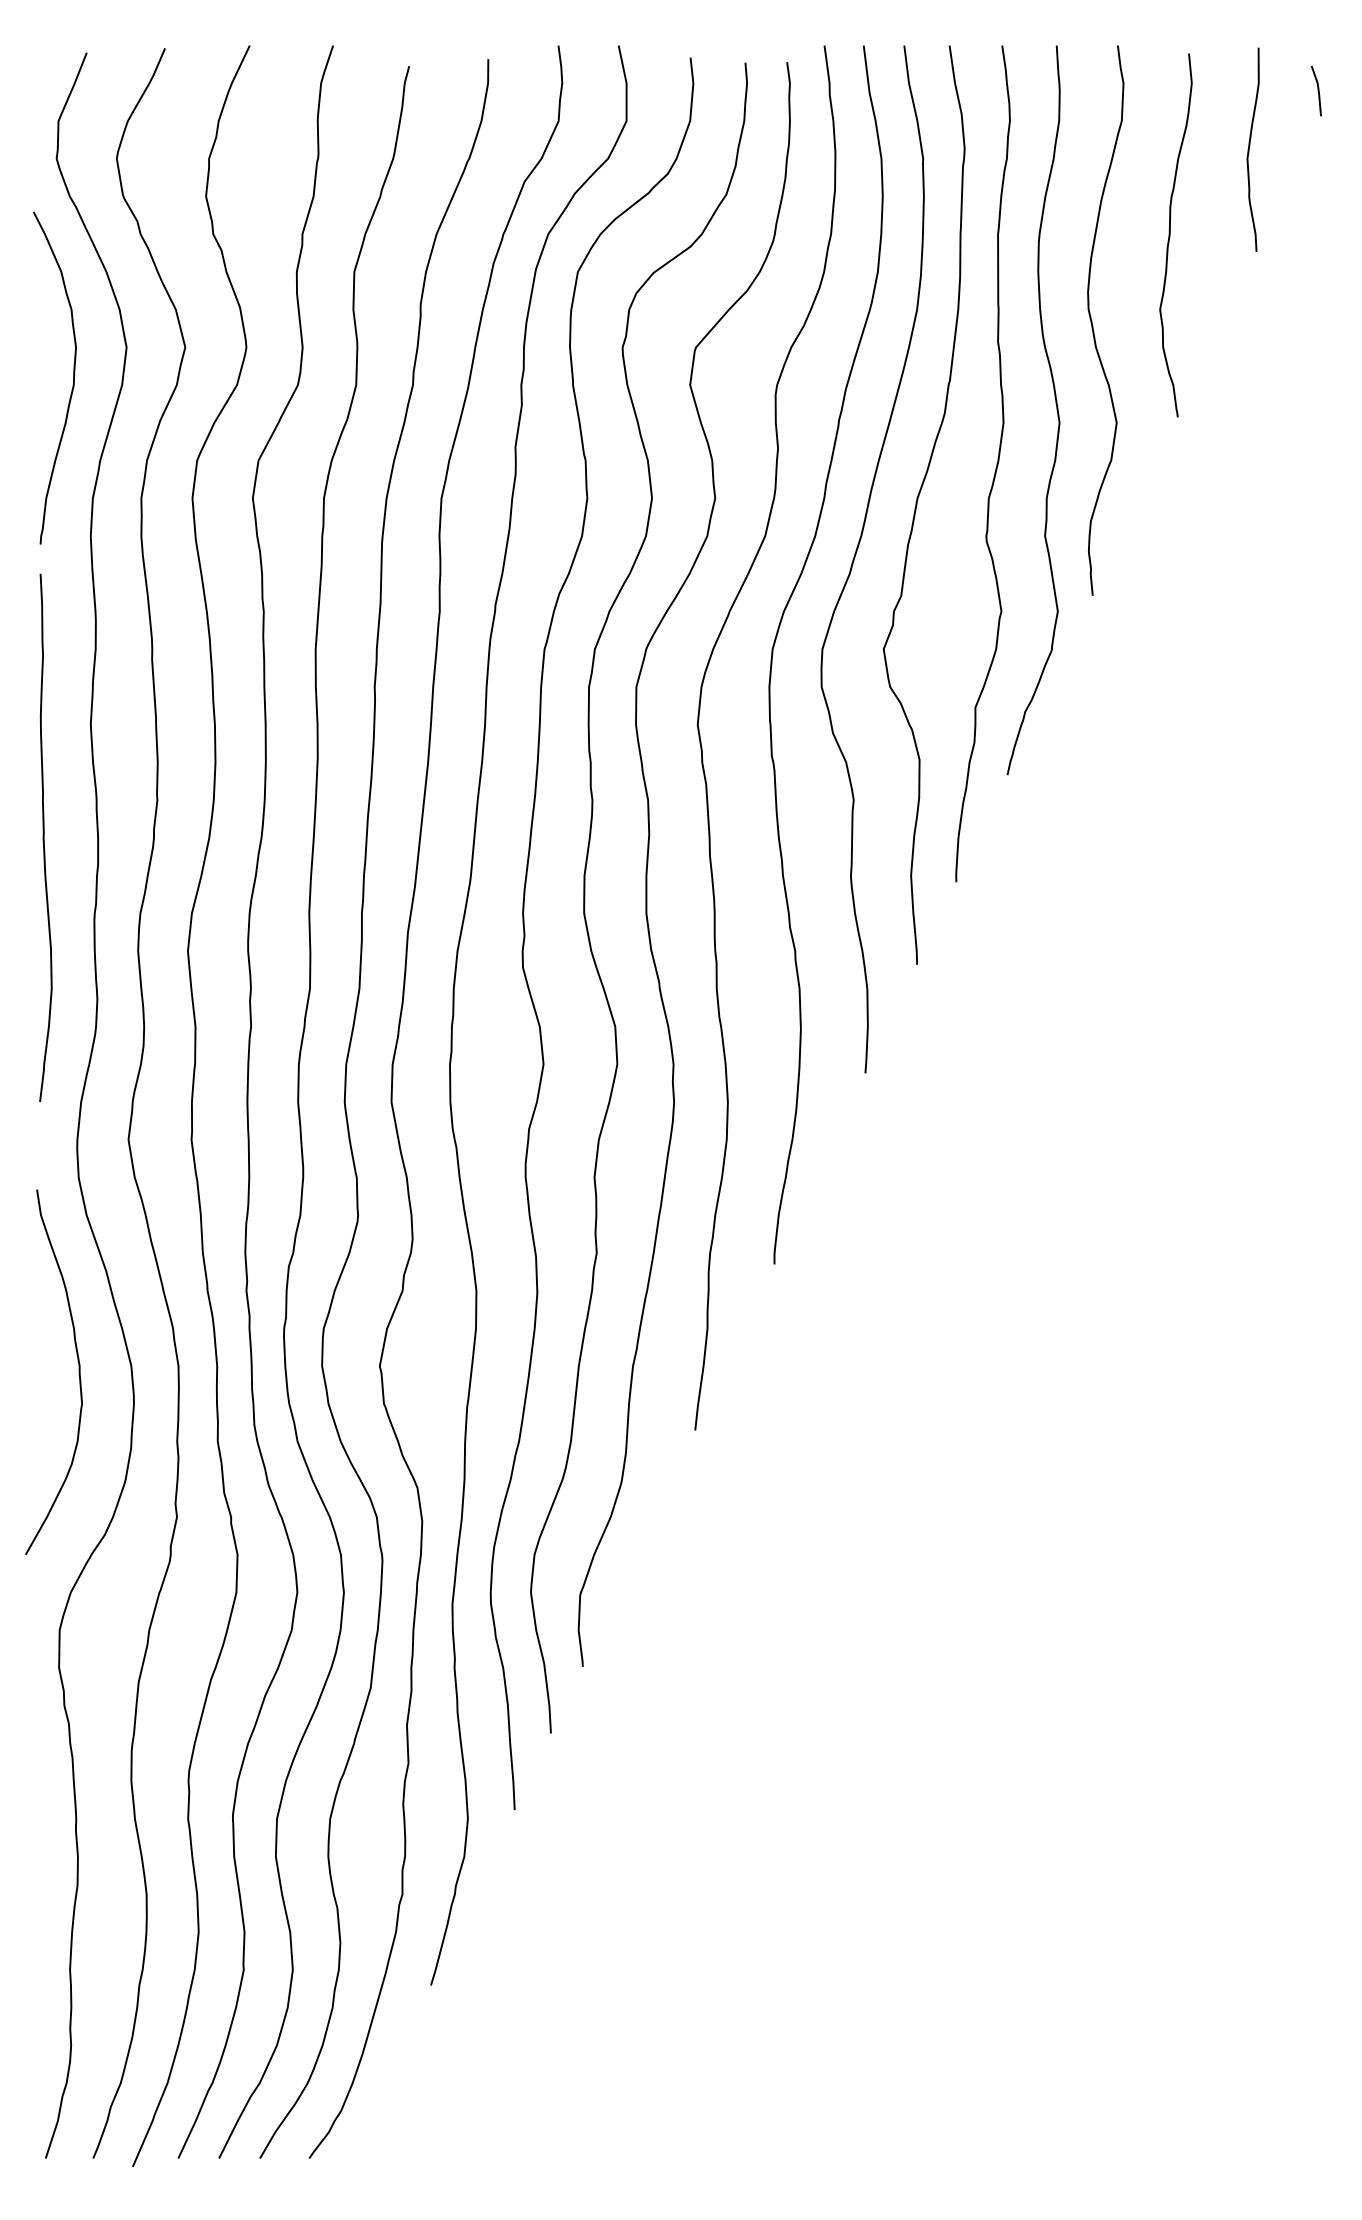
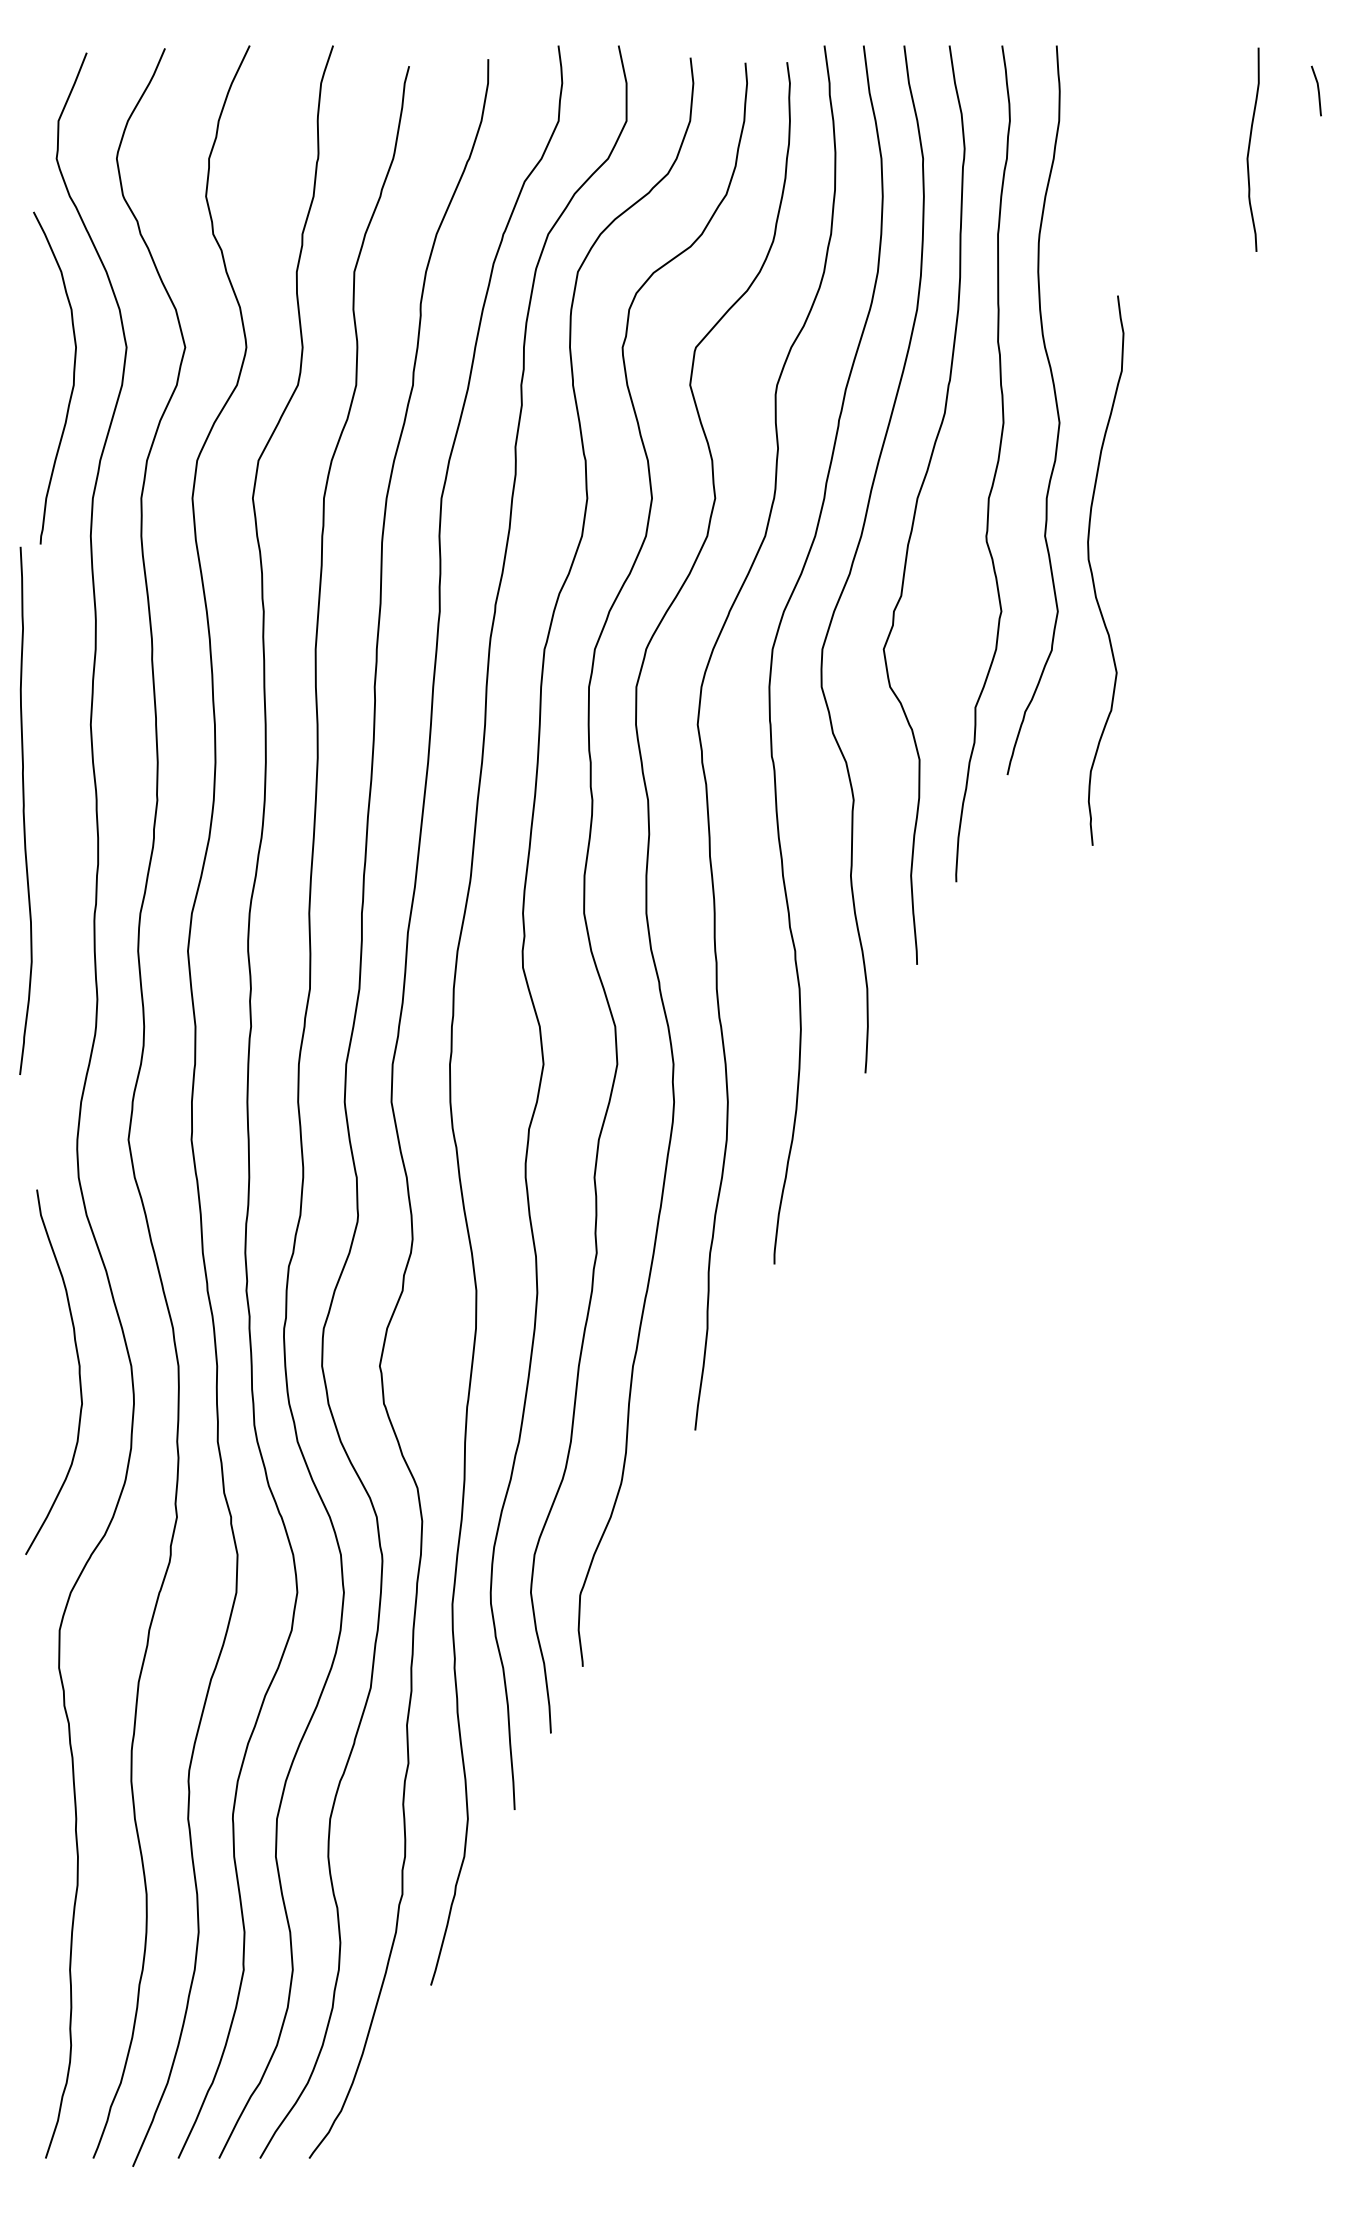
curve: present -> none (1170, 235)
curve position: (1092, 320) -> (1092, 570) (1092, 570)
curve position: (44, 837) -> (24, 810) (24, 810)
